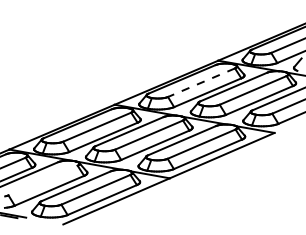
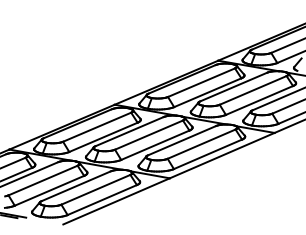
line: dashed -> solid (201, 82)
line: none -> present (288, 126)
line: none -> present (42, 180)
